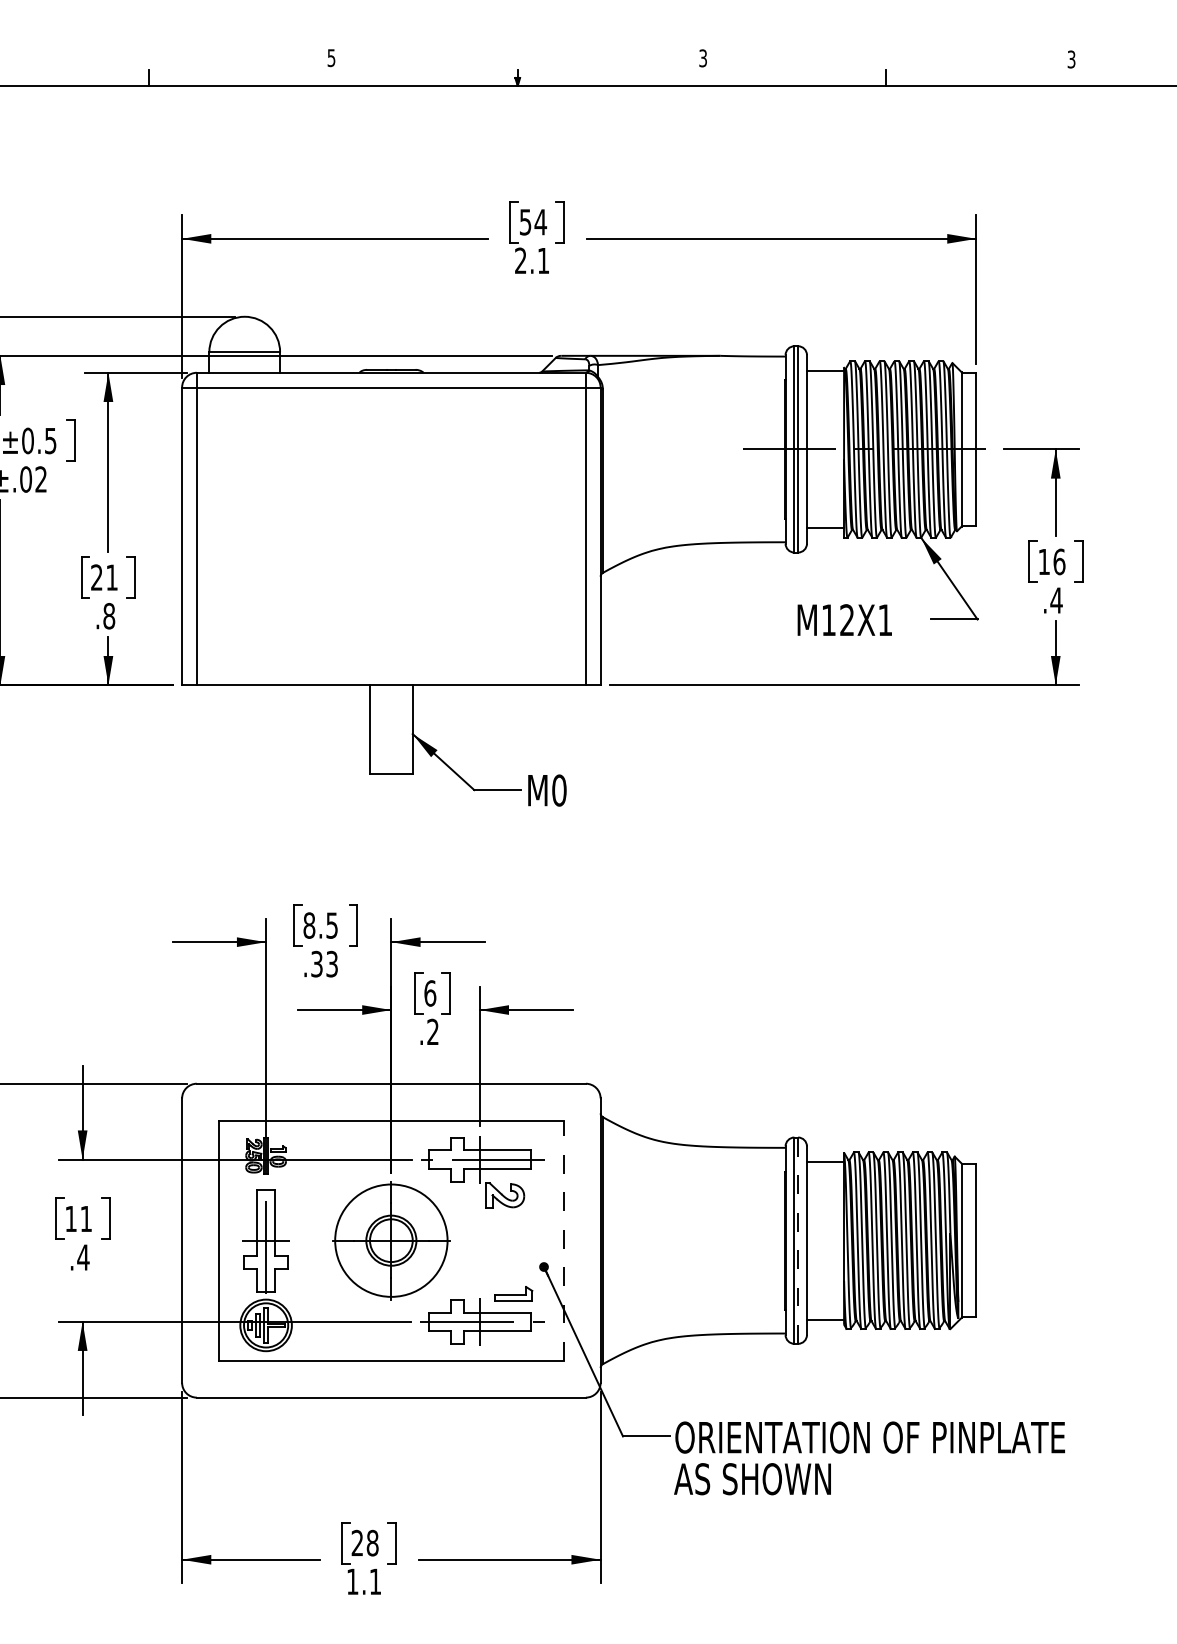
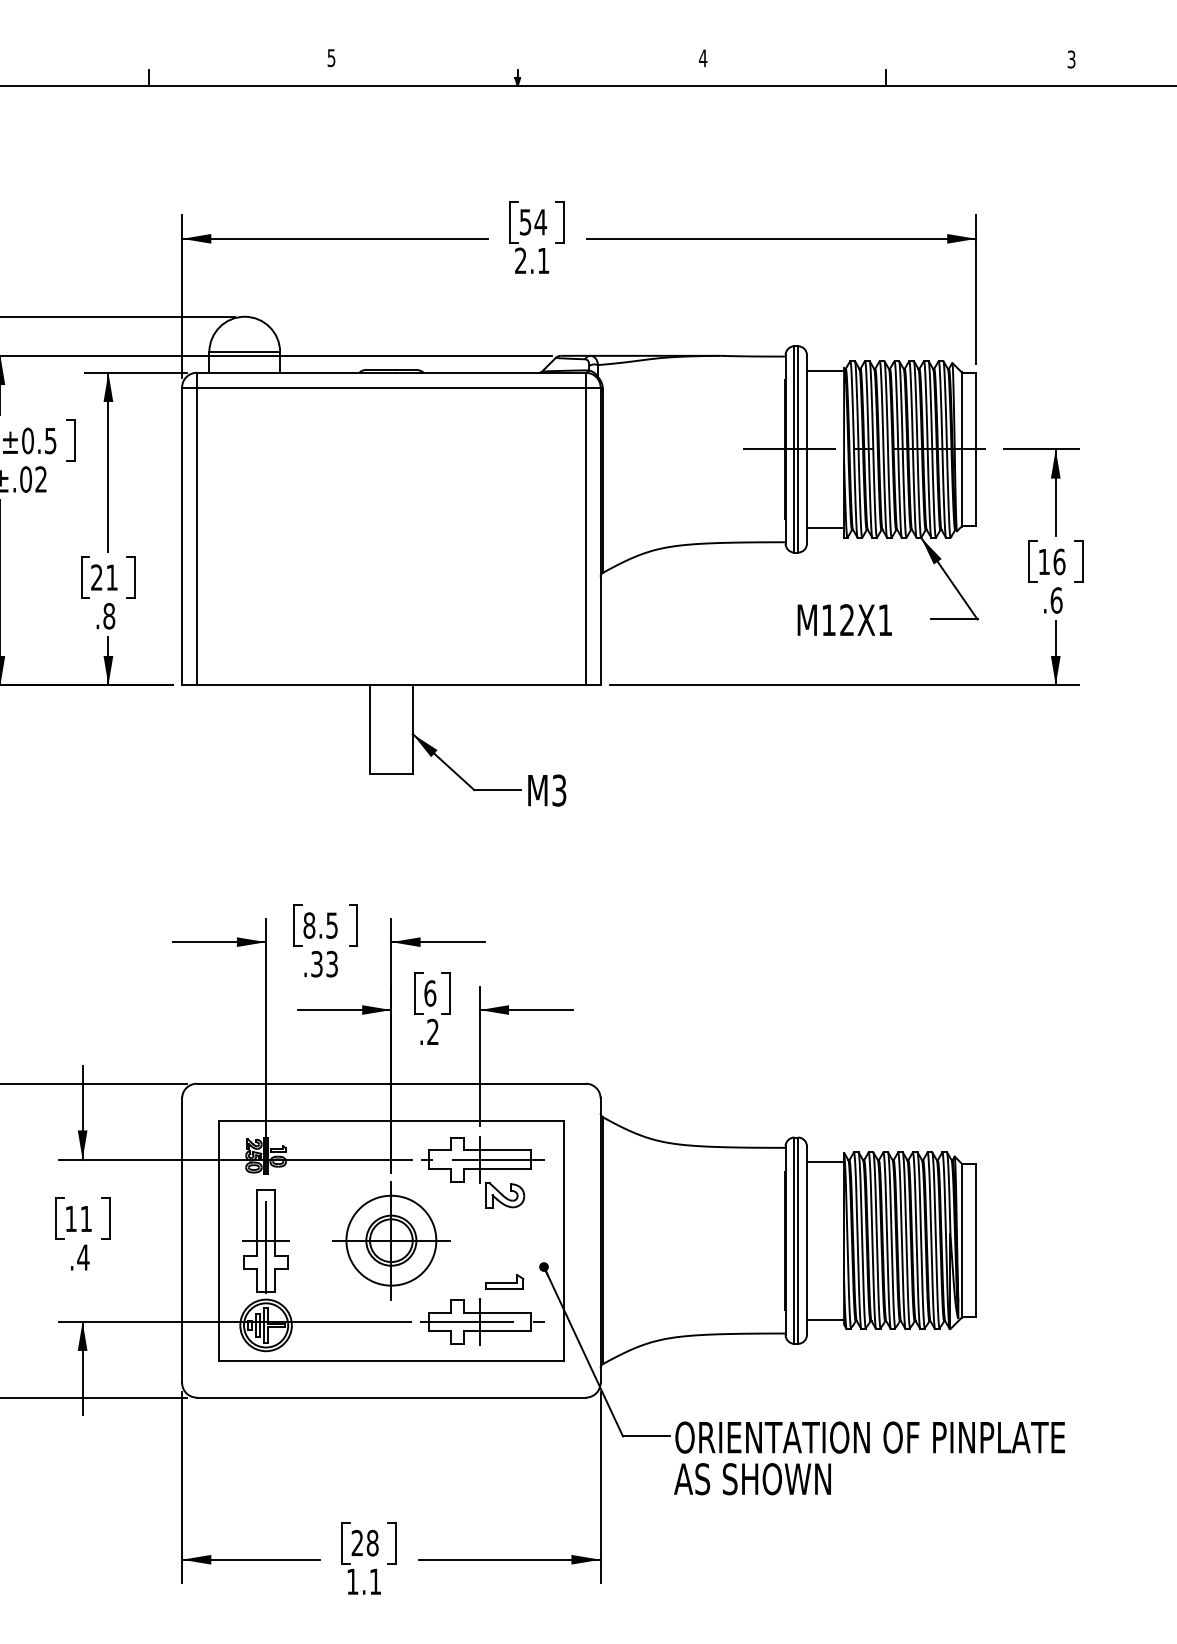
text: 3 -> 4 (702, 58)
text: .4 -> .6 (1056, 600)
text: M0 -> M3 (559, 790)
circle diameter: 112 px -> 90 px (391, 1240)
line: dashed -> solid (563, 1240)
line: dashed -> solid (798, 1240)
part position: (513, 1293) -> (504, 1281) (504, 1281)
